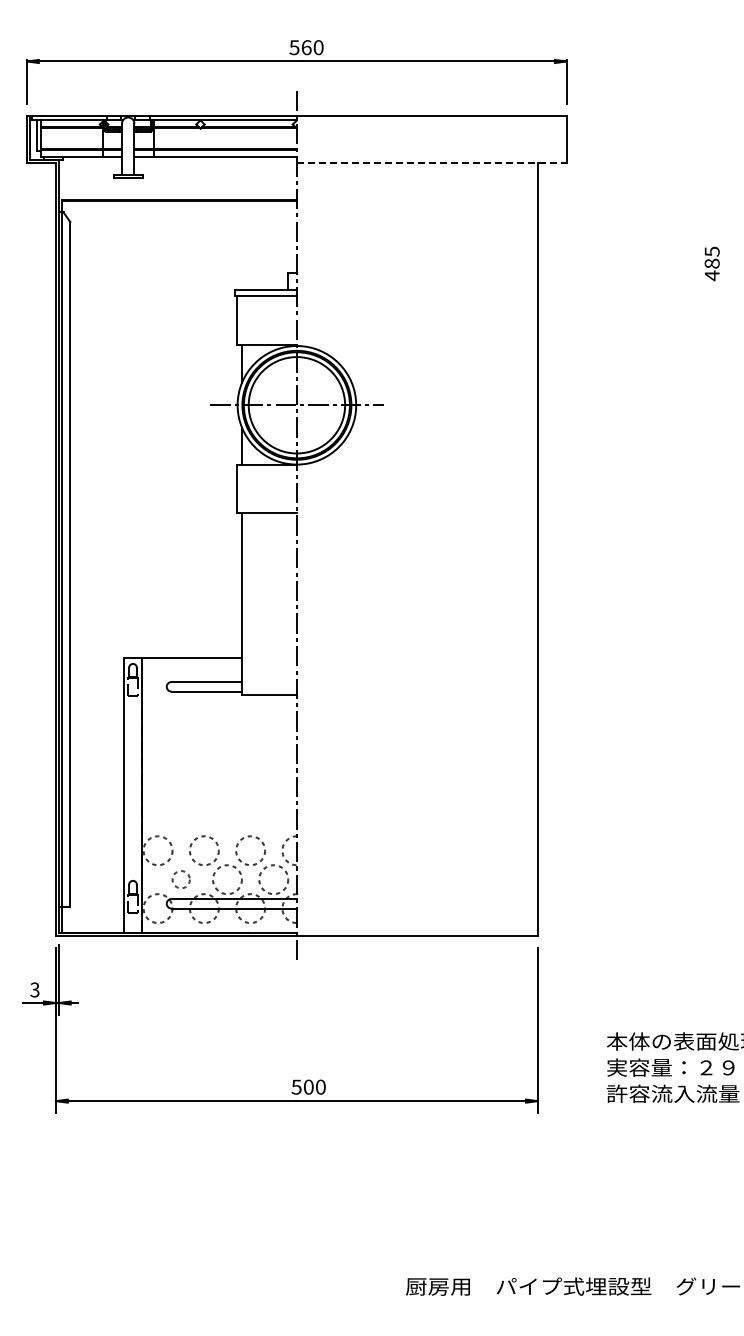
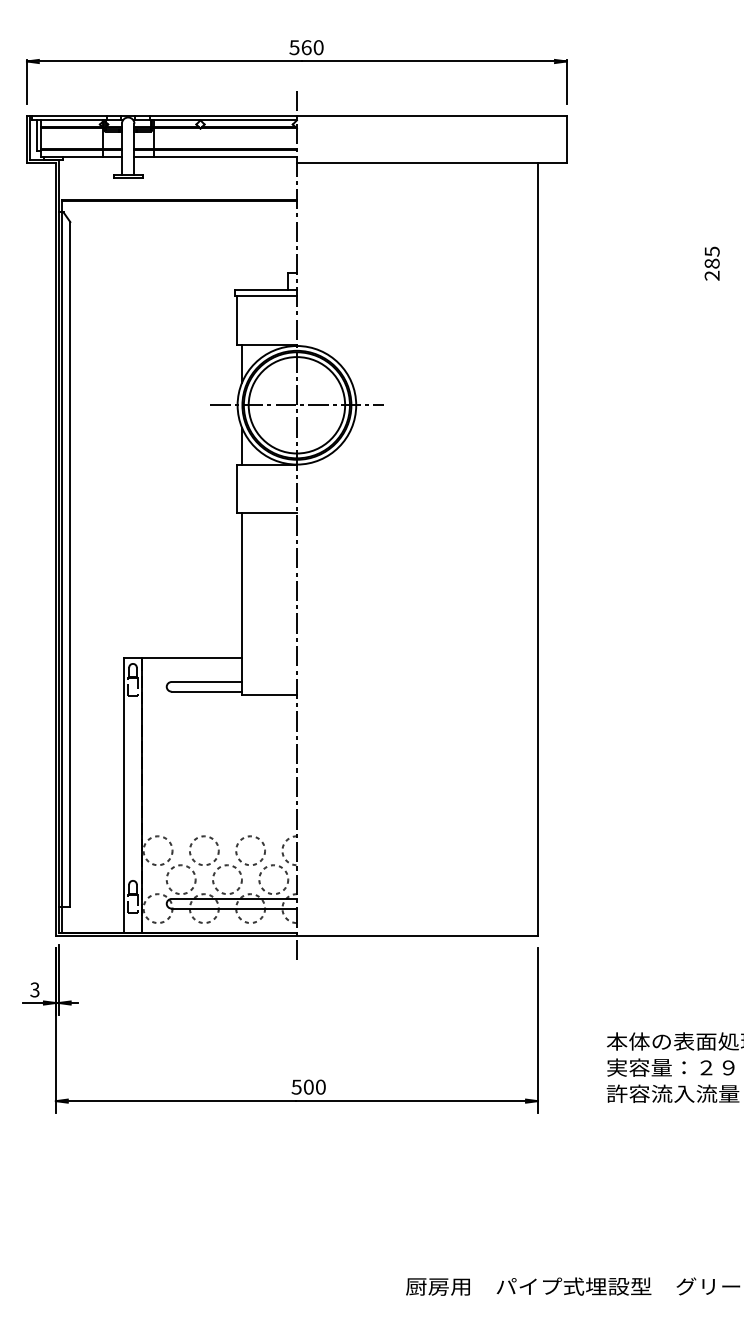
line: dashed -> solid (431, 162)
text: 485 -> 285 (711, 275)
circle diameter: 17 px -> 29 px (180, 879)
